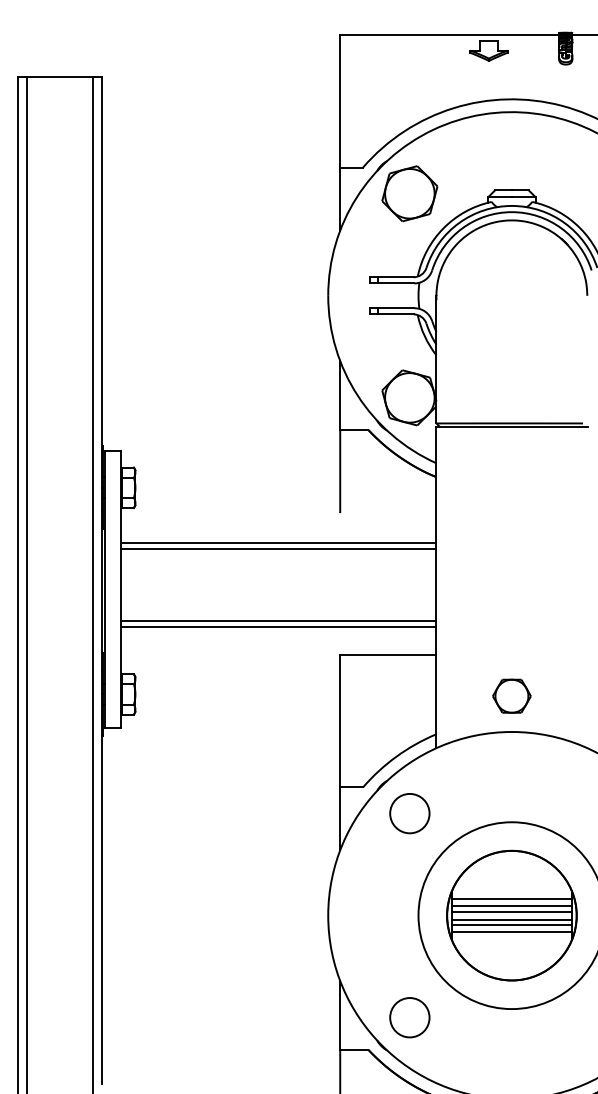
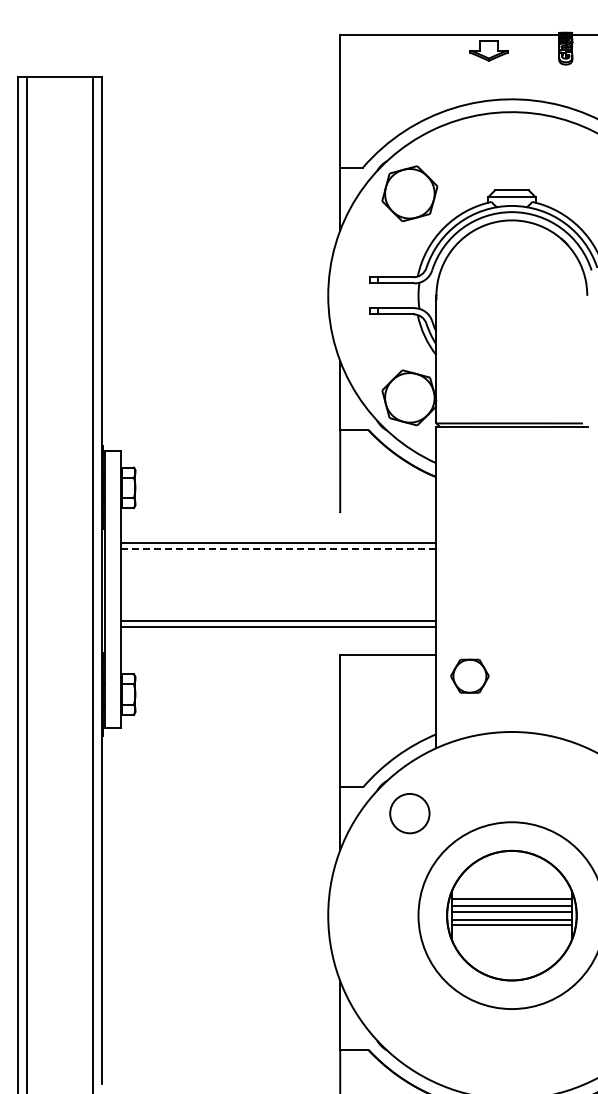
line: solid -> dashed (278, 548)
part position: (511, 695) -> (469, 675) (469, 675)
line: present -> none (511, 932)
circle: present -> none (409, 1017)
